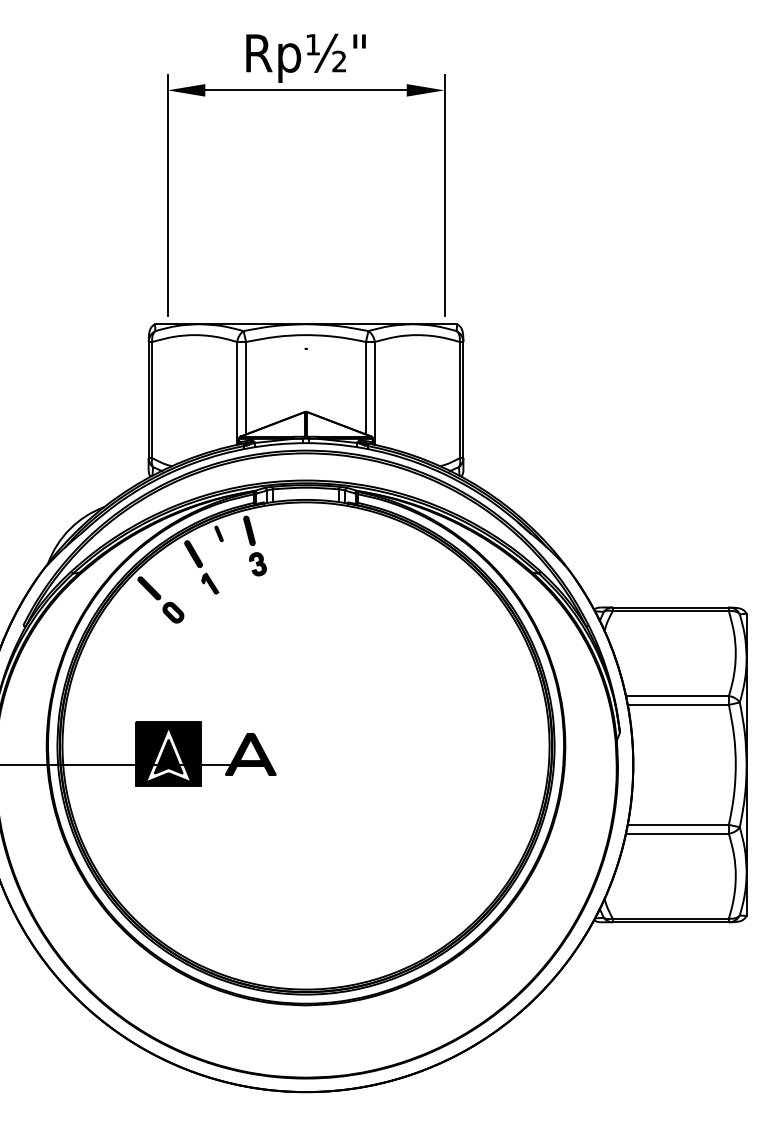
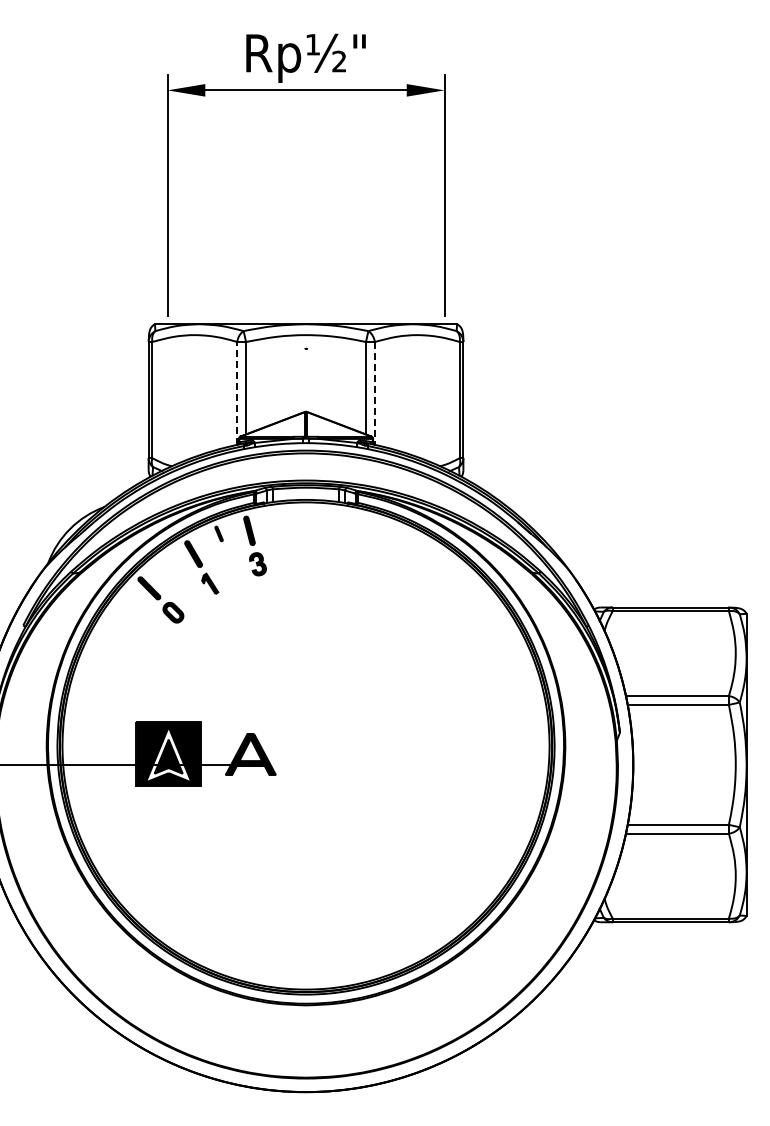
line: solid -> dashed (237, 392)
line: solid -> dashed (374, 393)
